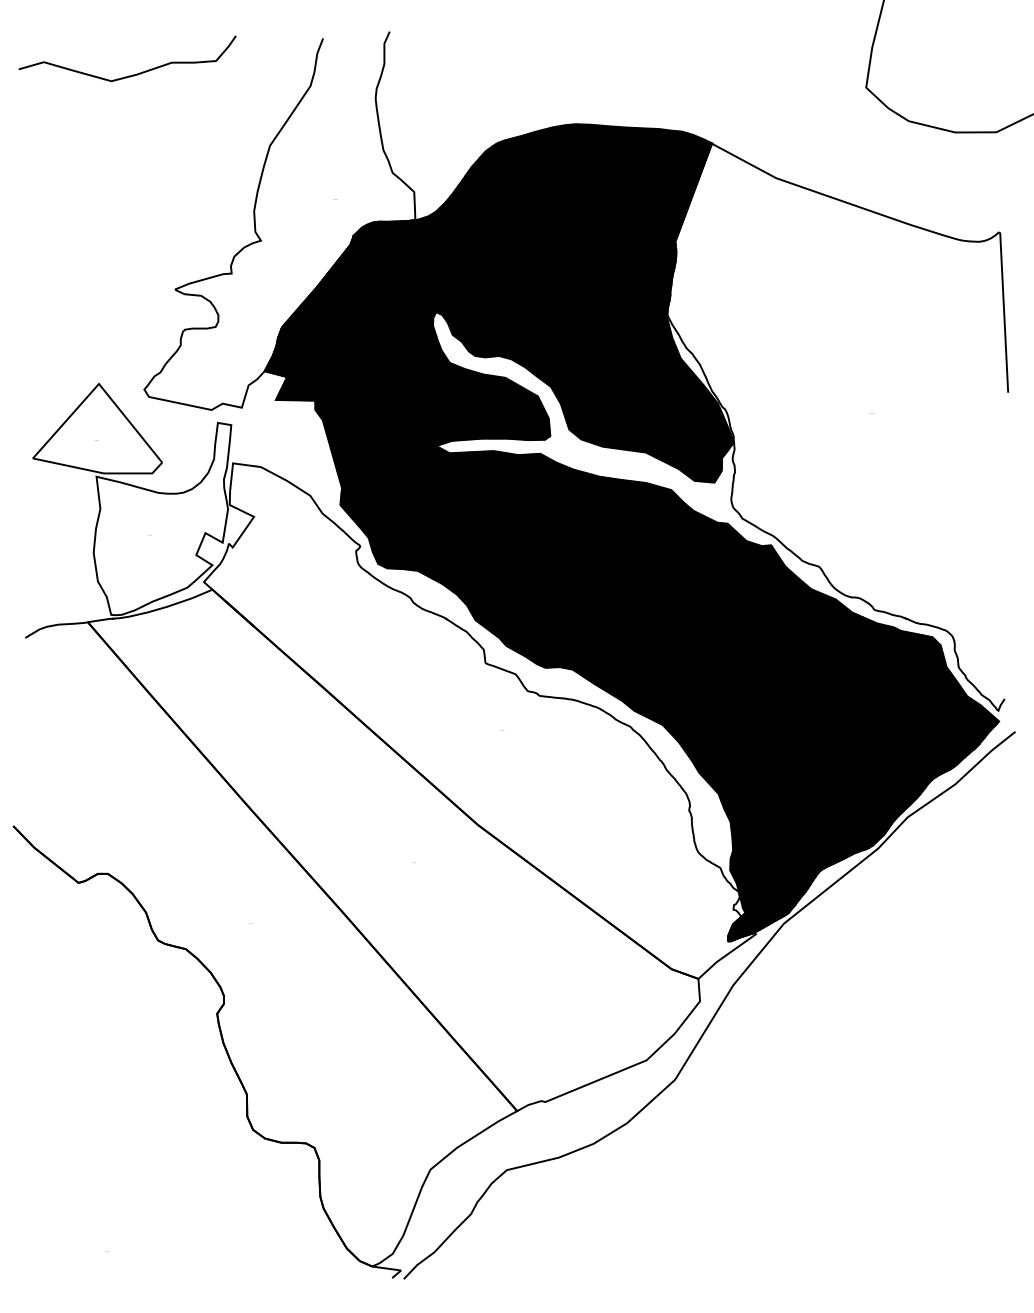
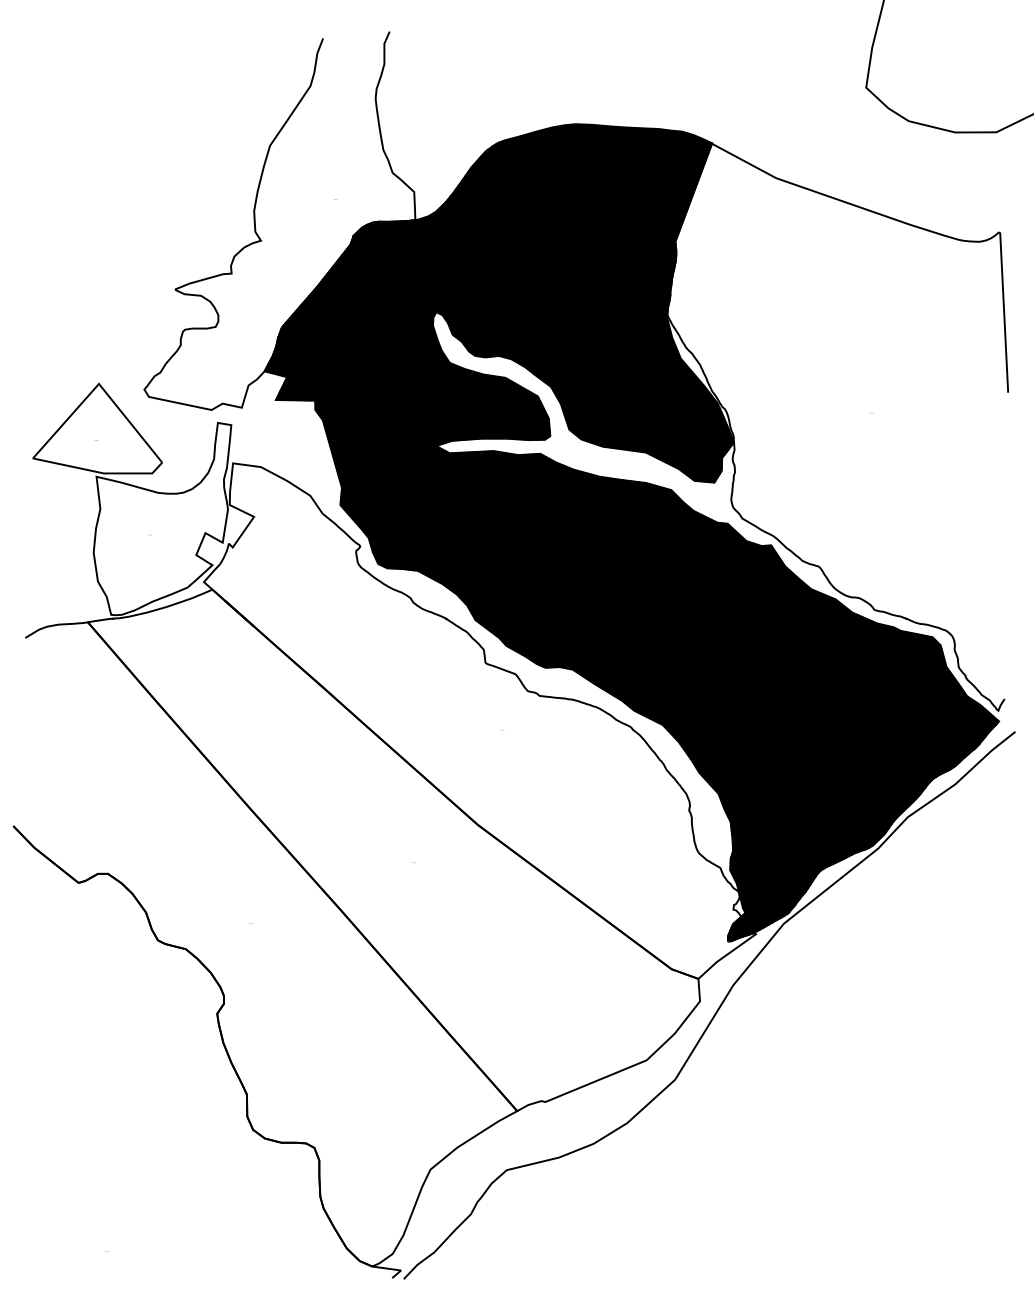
curve: present -> none (132, 74)
